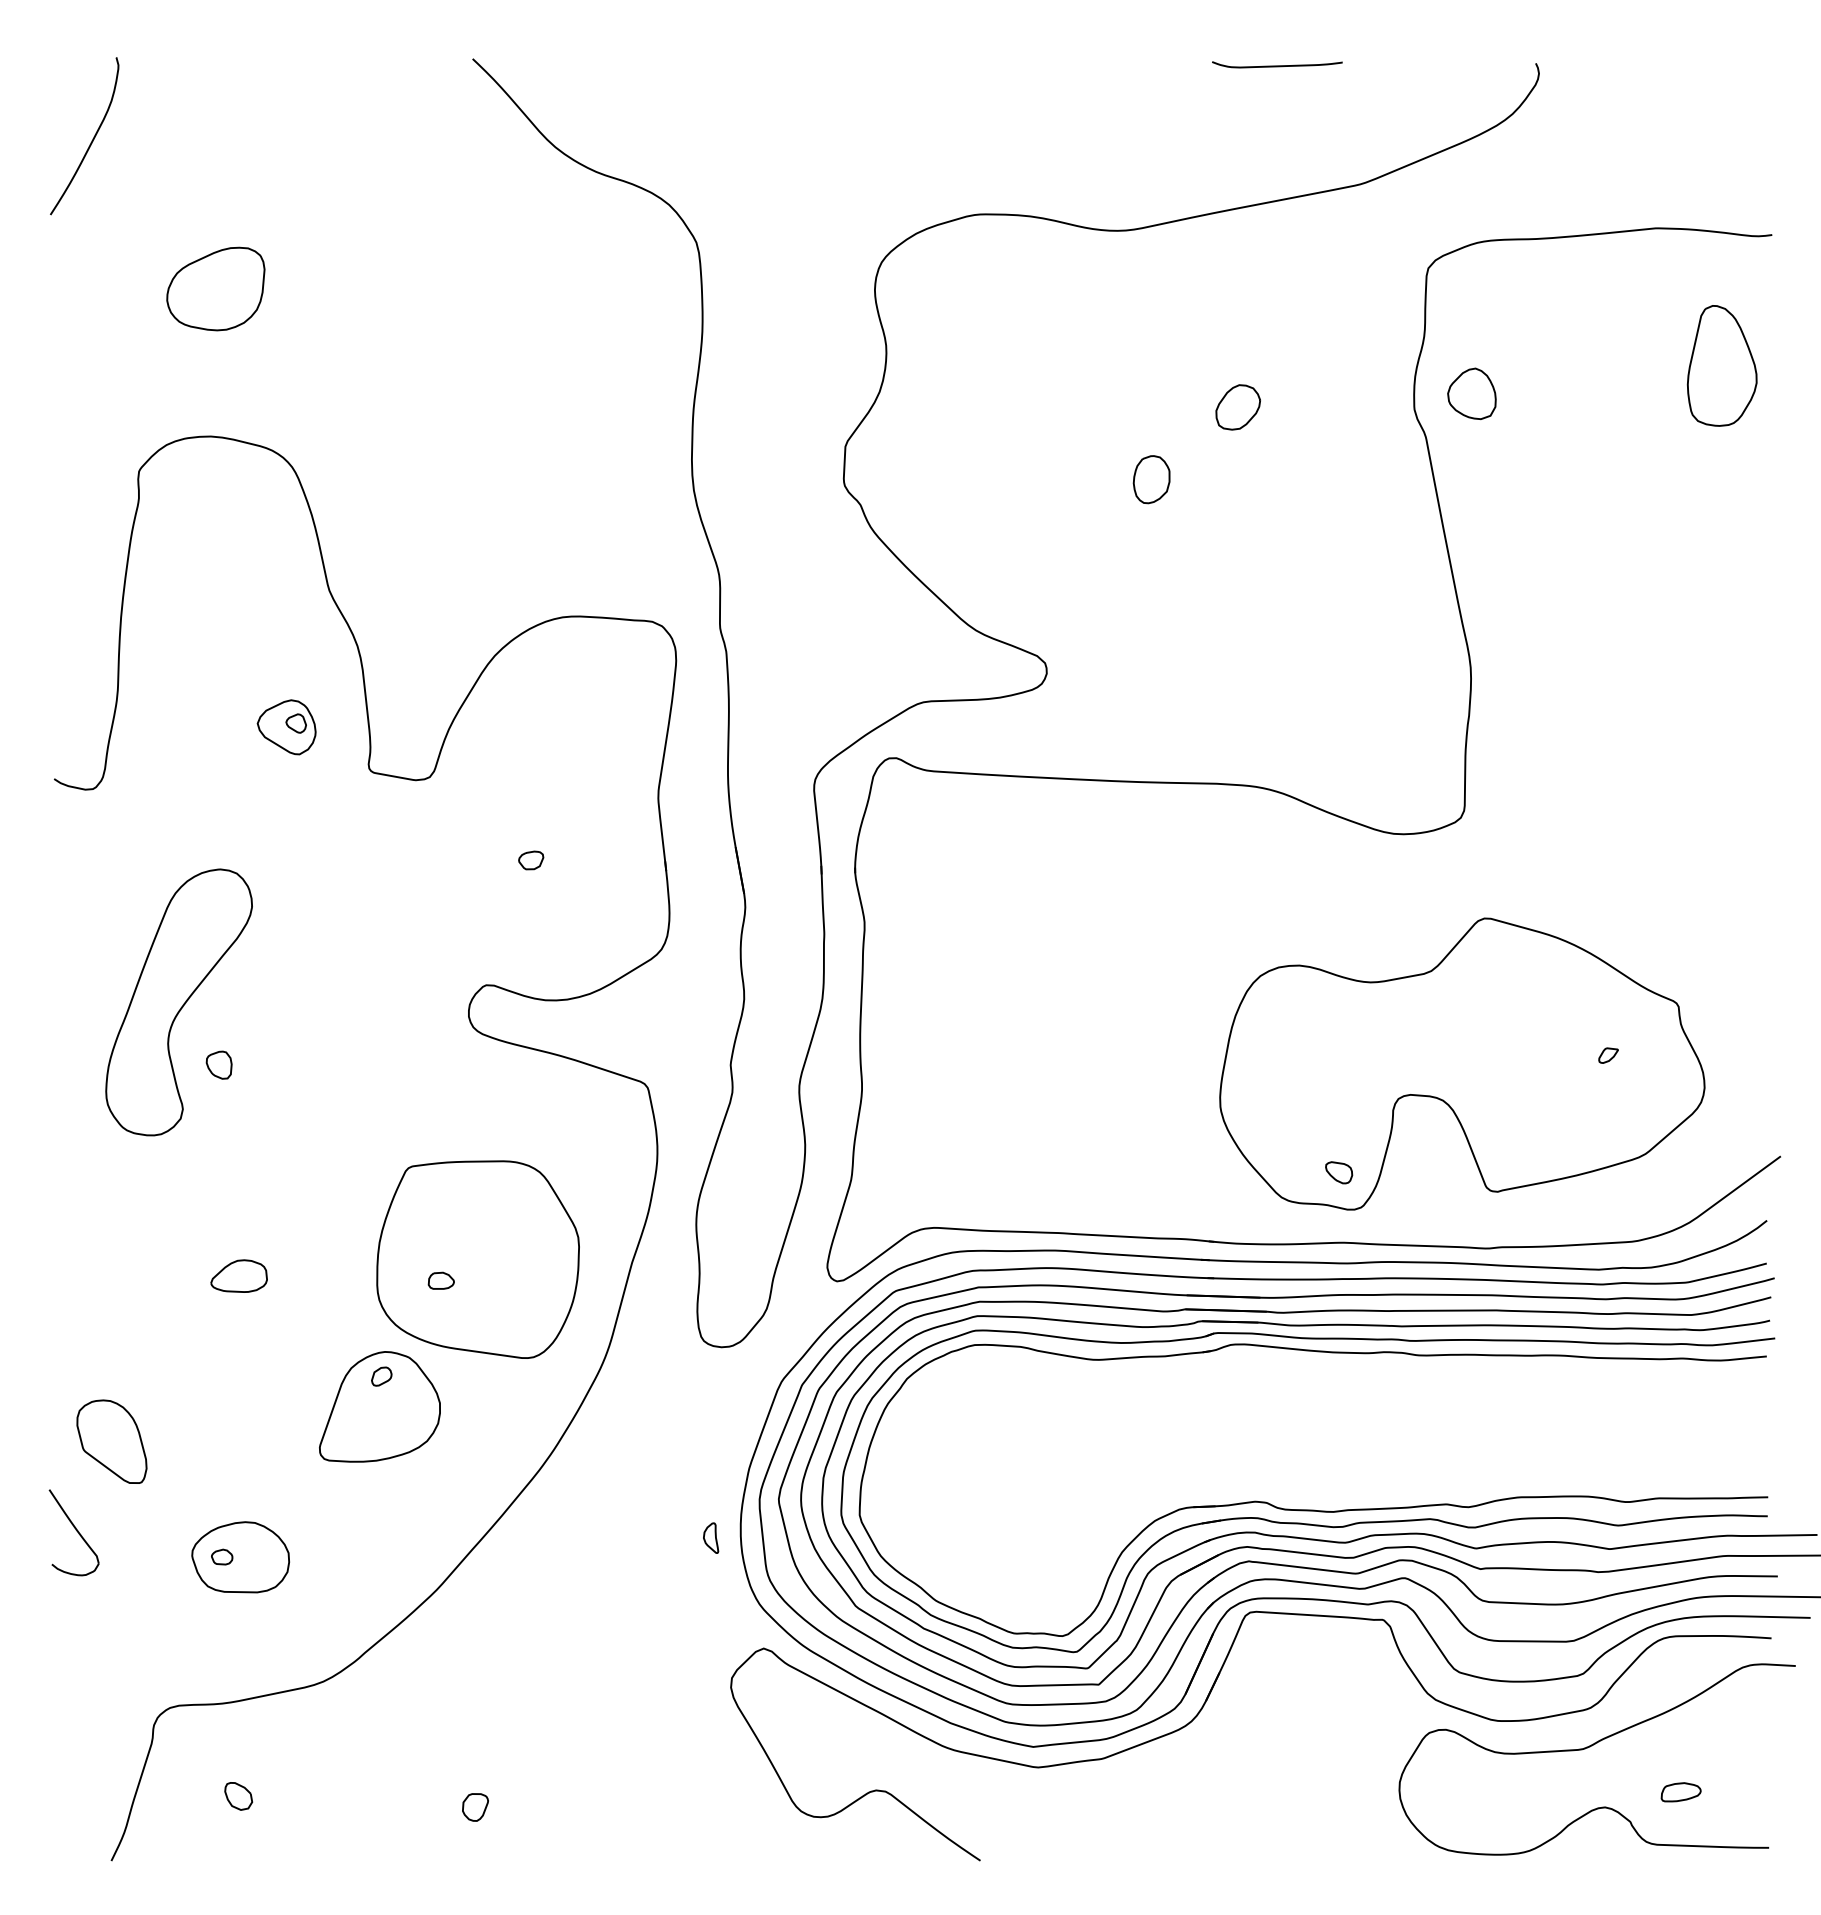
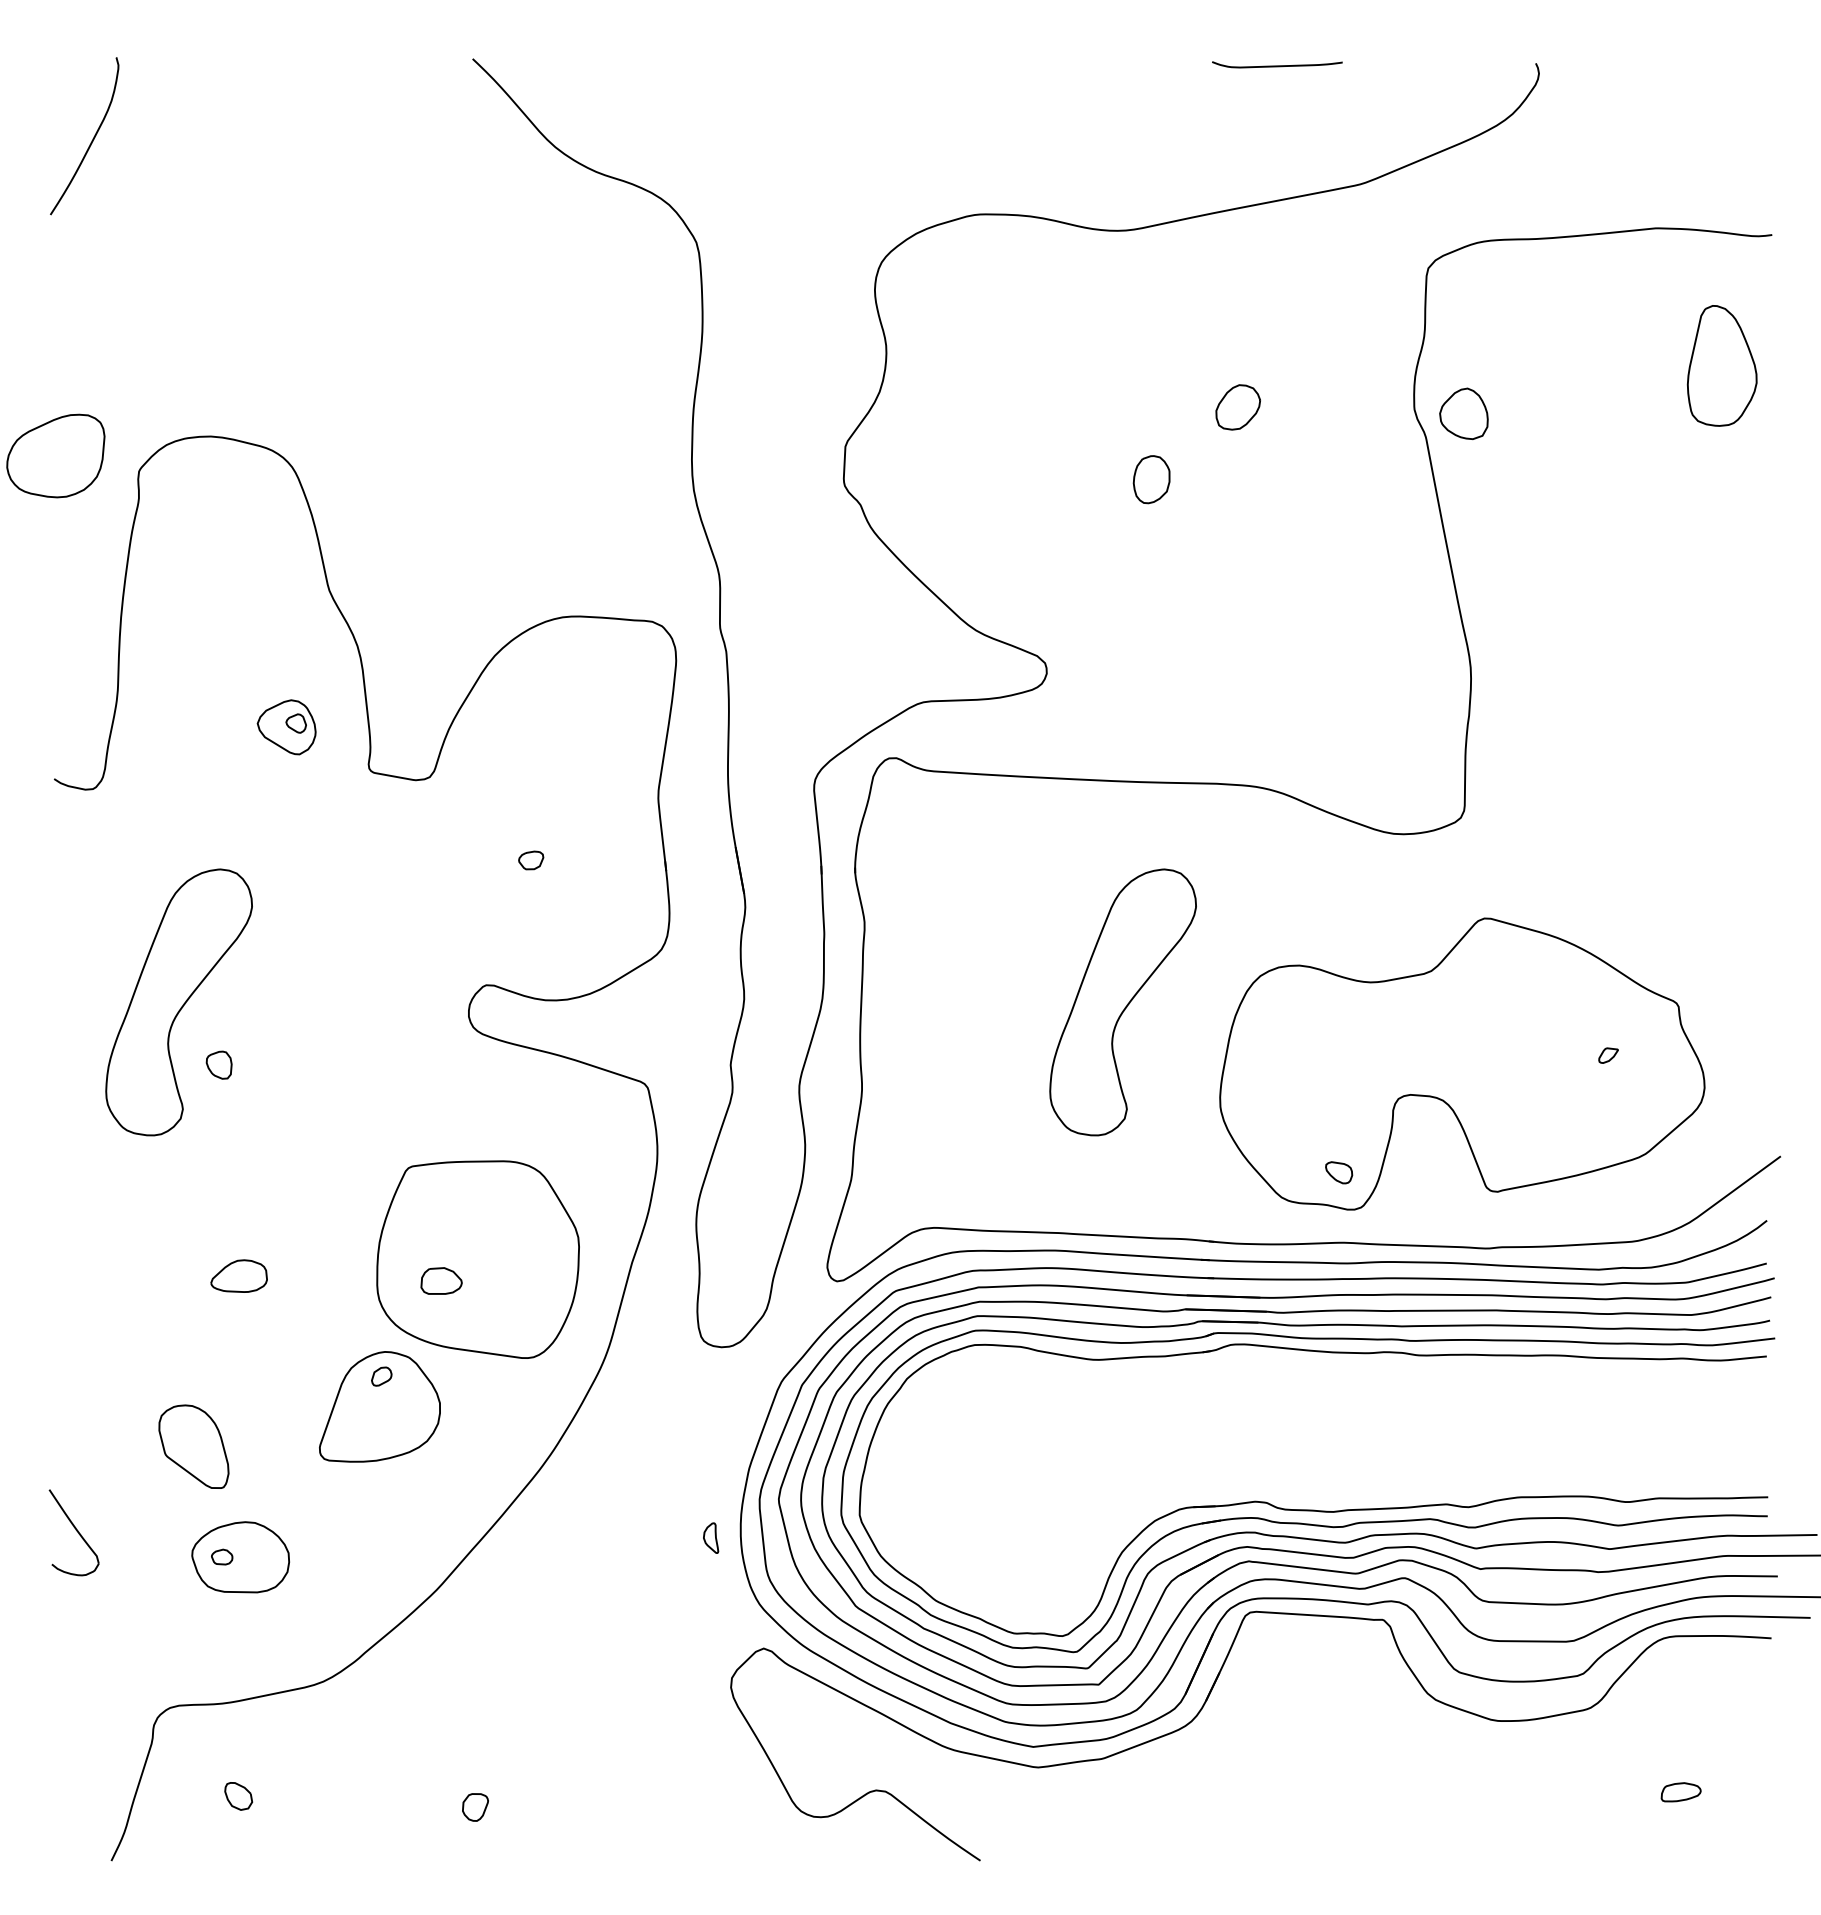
part position: (215, 288) -> (55, 455) (55, 455)
part position: (1471, 393) -> (1463, 413) (1463, 413)
part: none -> present (1122, 1002)
part size: 28x19 px -> 43x28 px (441, 1280)
part position: (111, 1441) -> (193, 1446) (193, 1446)
curve: present -> none (1590, 1747)
